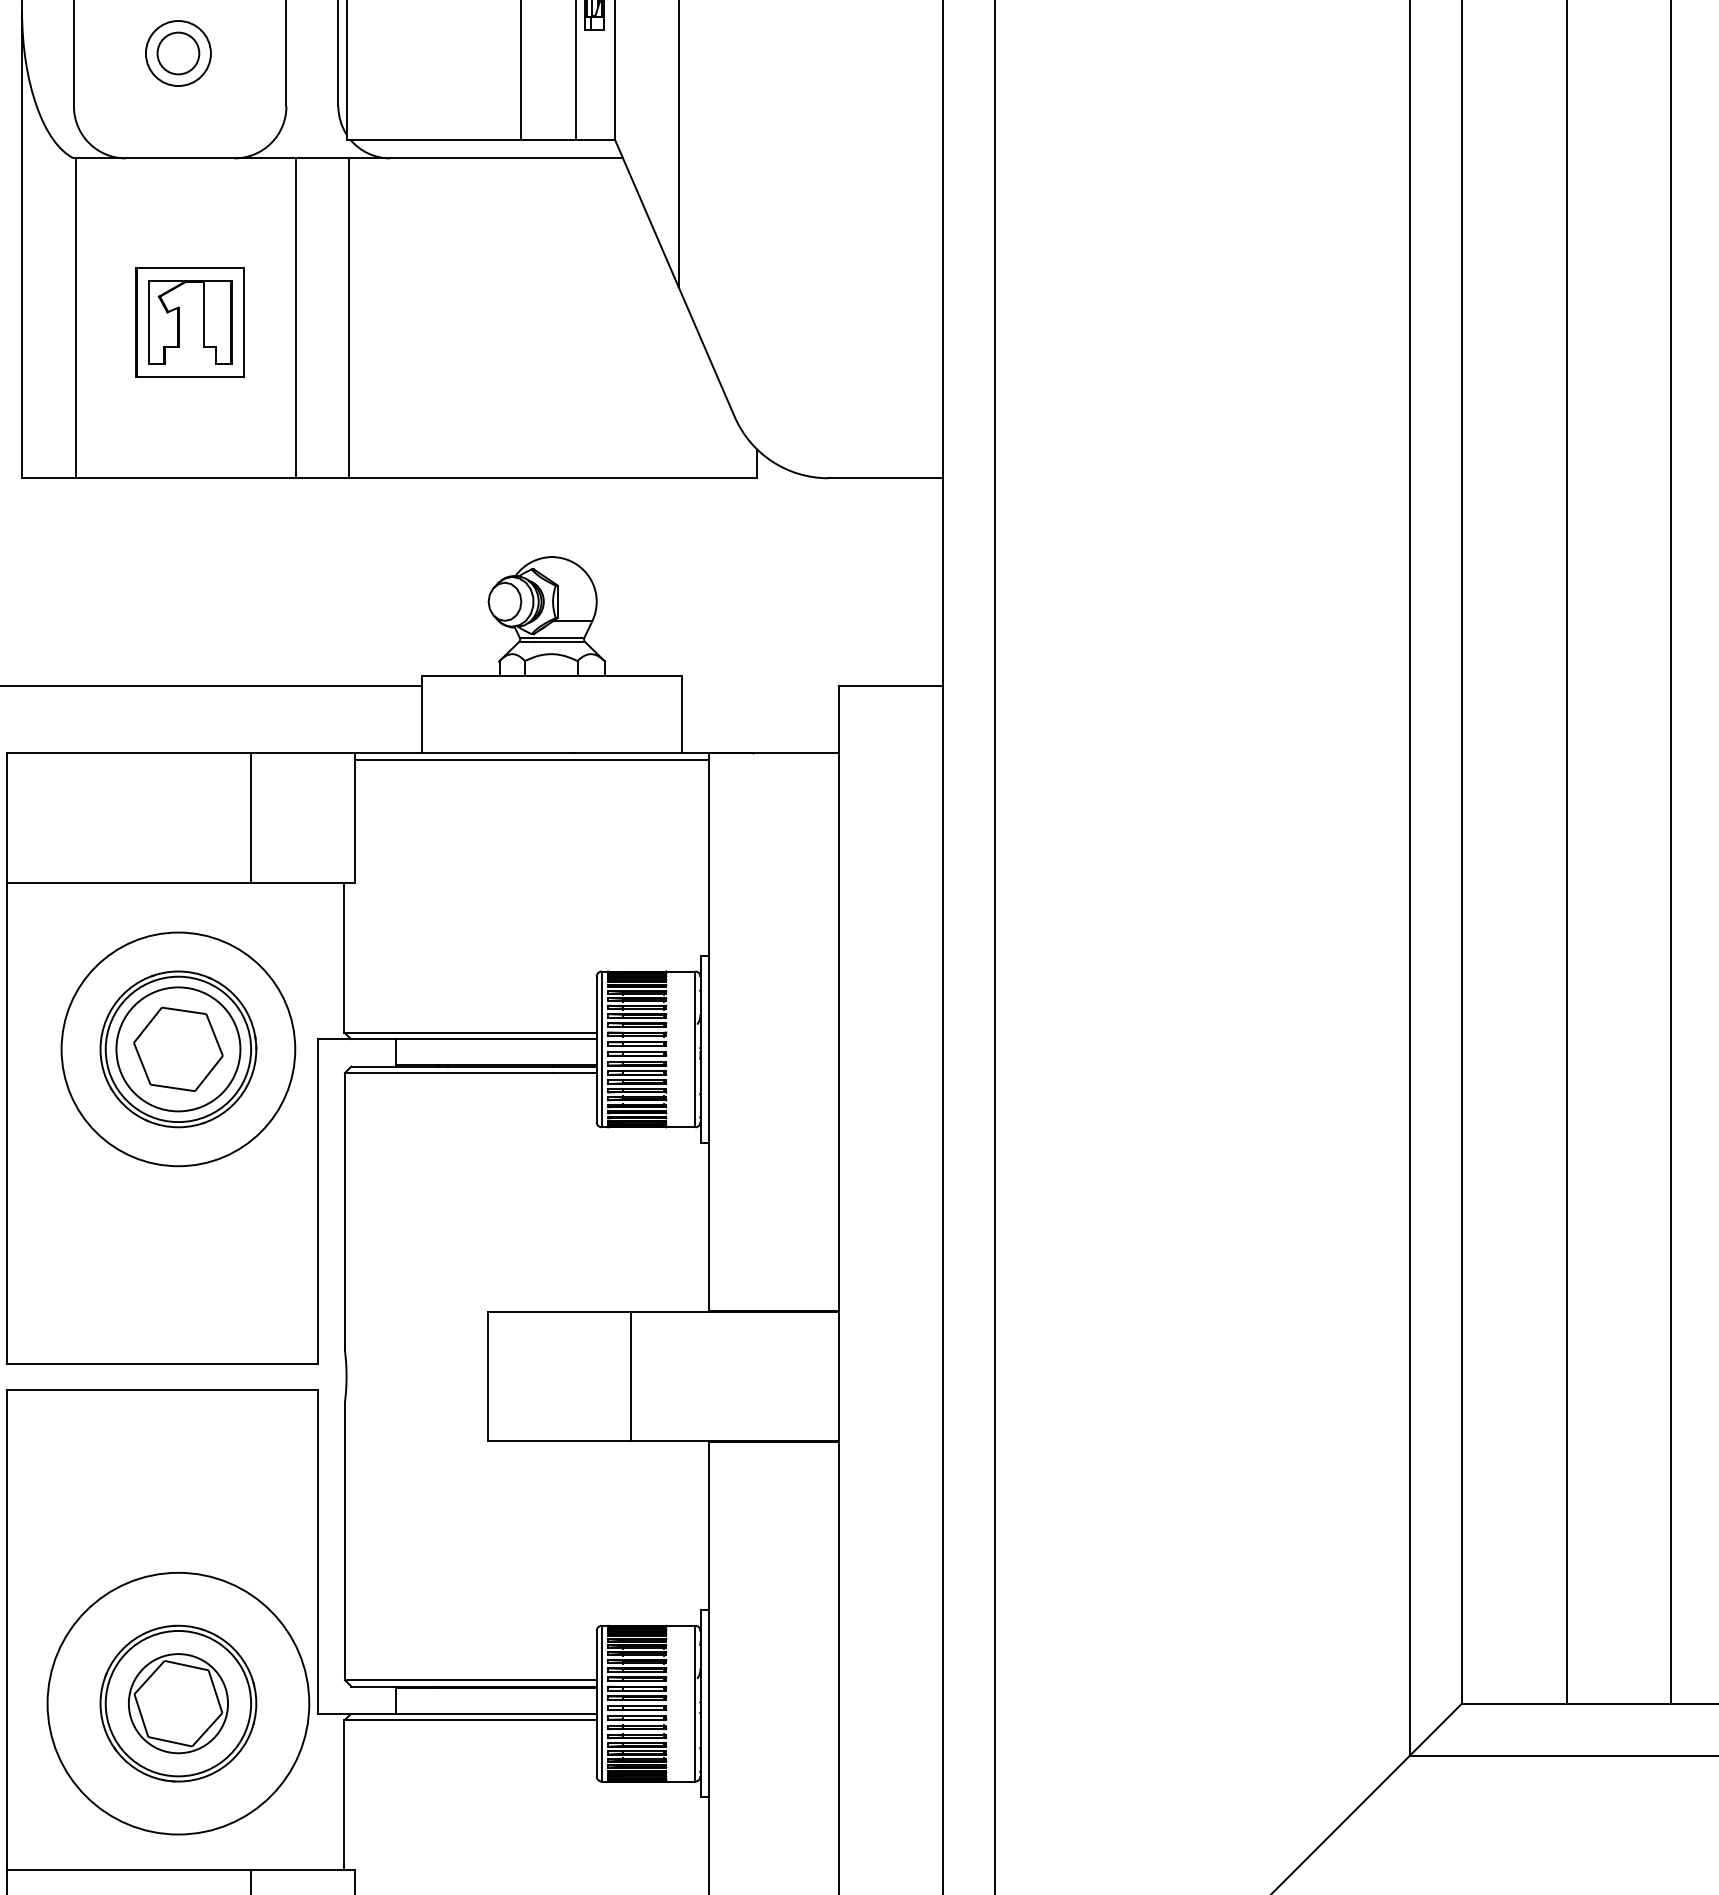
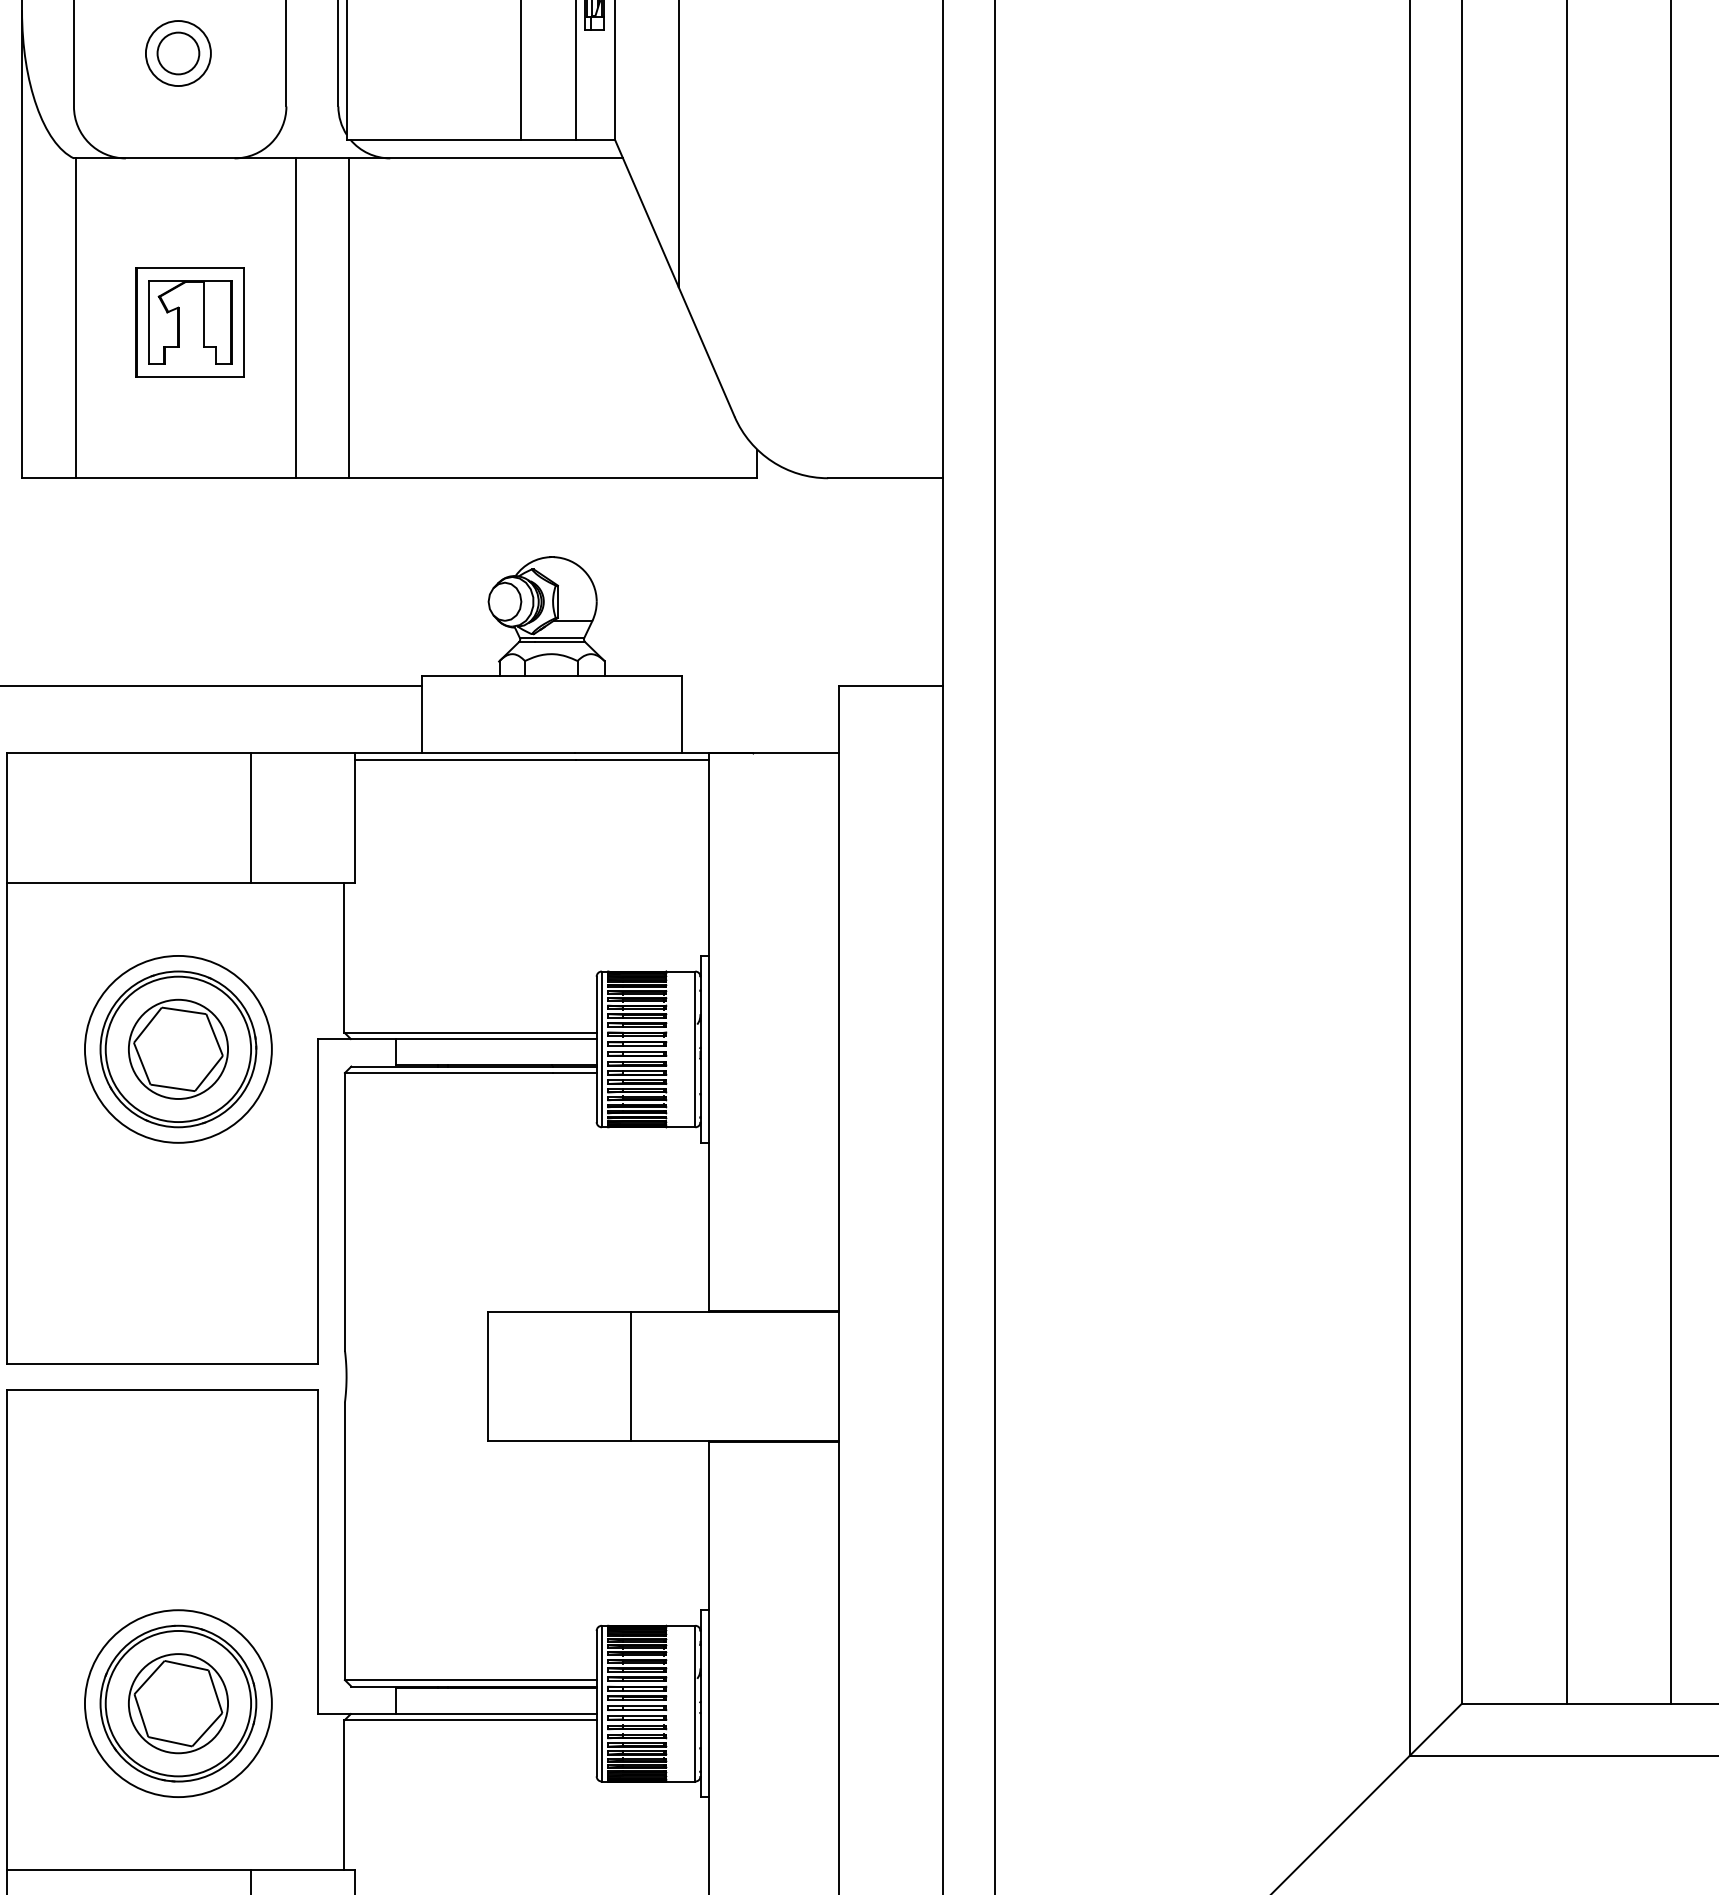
circle diameter: 124 px -> 99 px (178, 1048)
circle diameter: 234 px -> 187 px (177, 1048)
circle diameter: 262 px -> 187 px (177, 1703)
